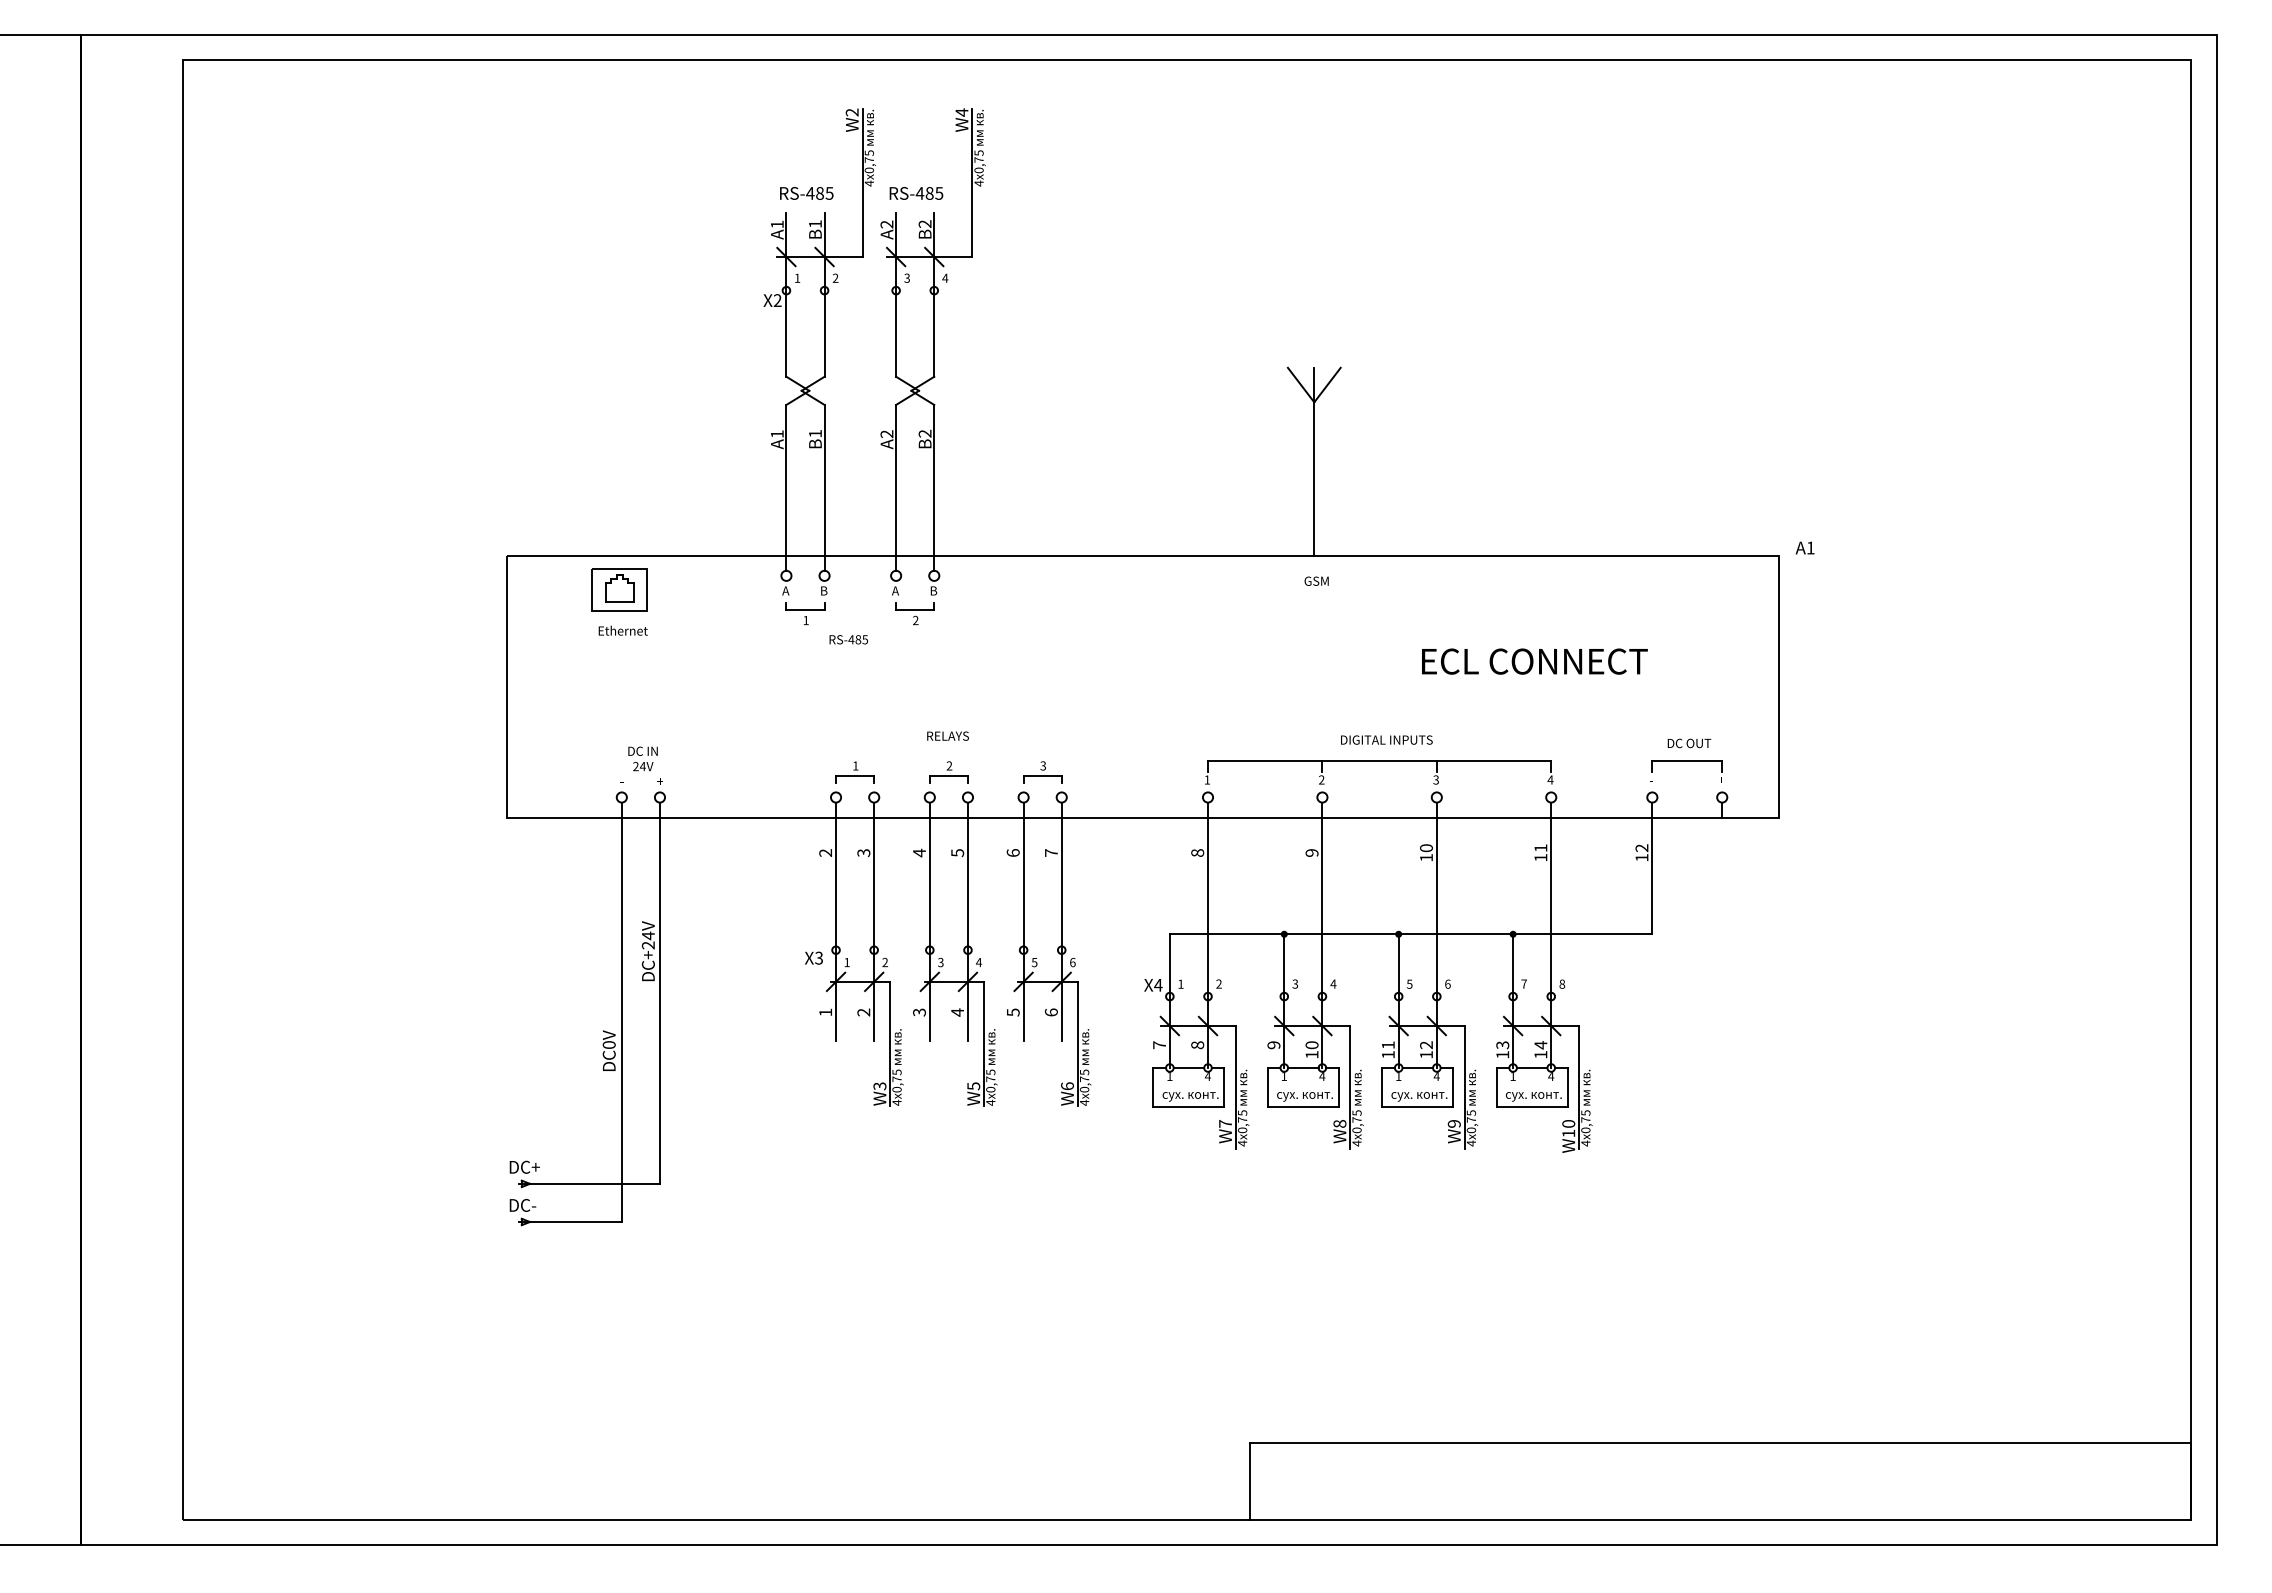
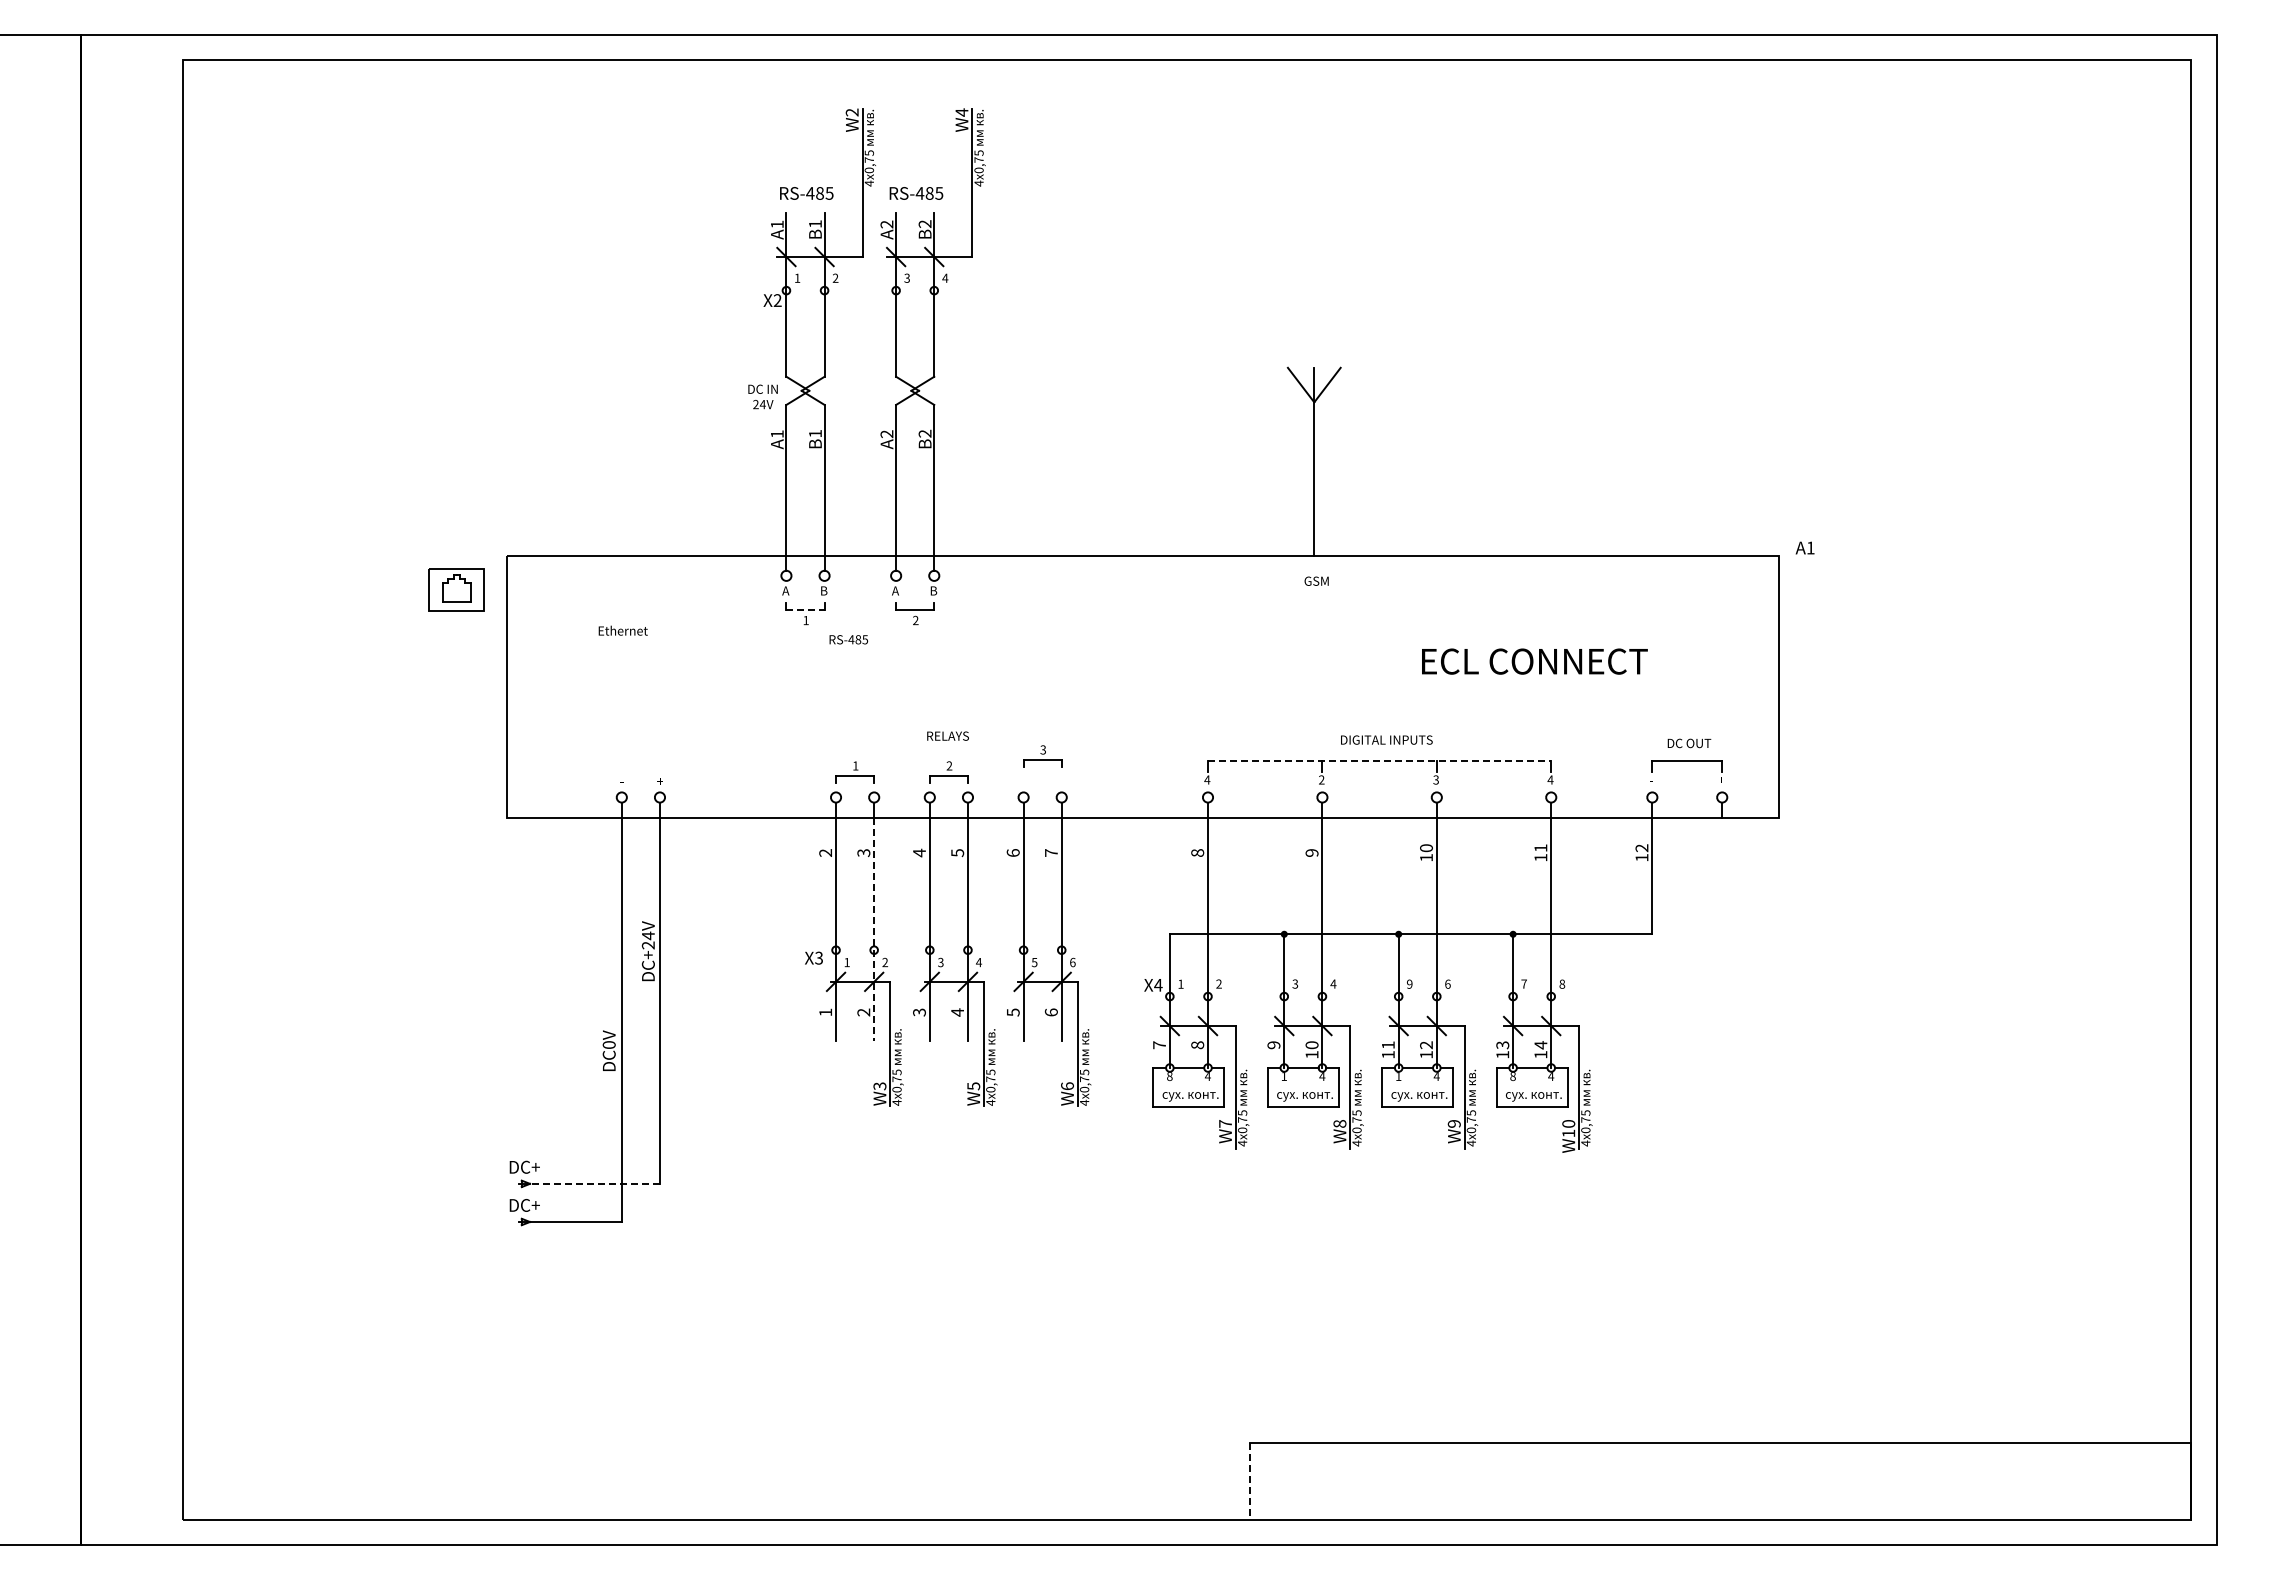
part position: (619, 589) -> (456, 589) (456, 589)
line: solid -> dashed (806, 610)
text position: (642, 758) -> (762, 396) (762, 396)
line: solid -> dashed (1379, 761)
part position: (1042, 772) -> (1042, 756) (1042, 756)
text: 1 -> 4 (1207, 779)
line: solid -> dashed (874, 929)
text: 5 -> 9 (1409, 983)
text: 1 -> 8 (1169, 1076)
text: 1 -> 8 (1512, 1076)
line: solid -> dashed (594, 1183)
text: DC- -> DC+ (535, 1205)
line: solid -> dashed (1250, 1482)
